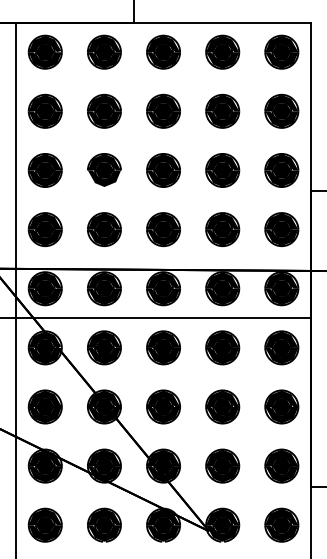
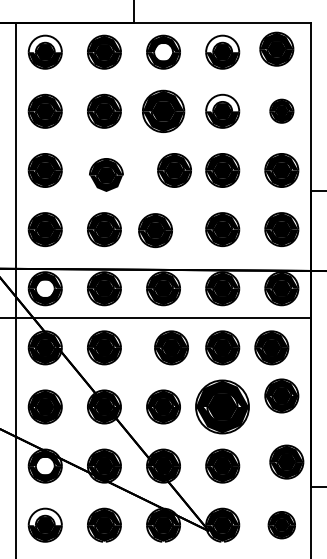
fill: present -> none (44, 43)
fill: present -> none (222, 43)
part position: (281, 51) -> (276, 48) (276, 48)
fill: present -> none (163, 52)
fill: present -> none (222, 102)
part size: 35x36 px -> 44x44 px (163, 110)
part size: 36x36 px -> 26x26 px (281, 110)
part position: (104, 169) -> (106, 174) (106, 174)
part position: (163, 170) -> (174, 170) (174, 170)
part position: (163, 229) -> (155, 230) (155, 230)
fill: present -> none (44, 288)
part position: (163, 347) -> (171, 347) (171, 347)
part position: (281, 347) -> (271, 347) (271, 347)
part size: 36x36 px -> 55x56 px (222, 406)
part position: (281, 406) -> (281, 395) (281, 395)
fill: present -> none (44, 465)
part position: (281, 465) -> (286, 461) (286, 461)
fill: present -> none (44, 516)
part size: 36x36 px -> 29x29 px (281, 525)
